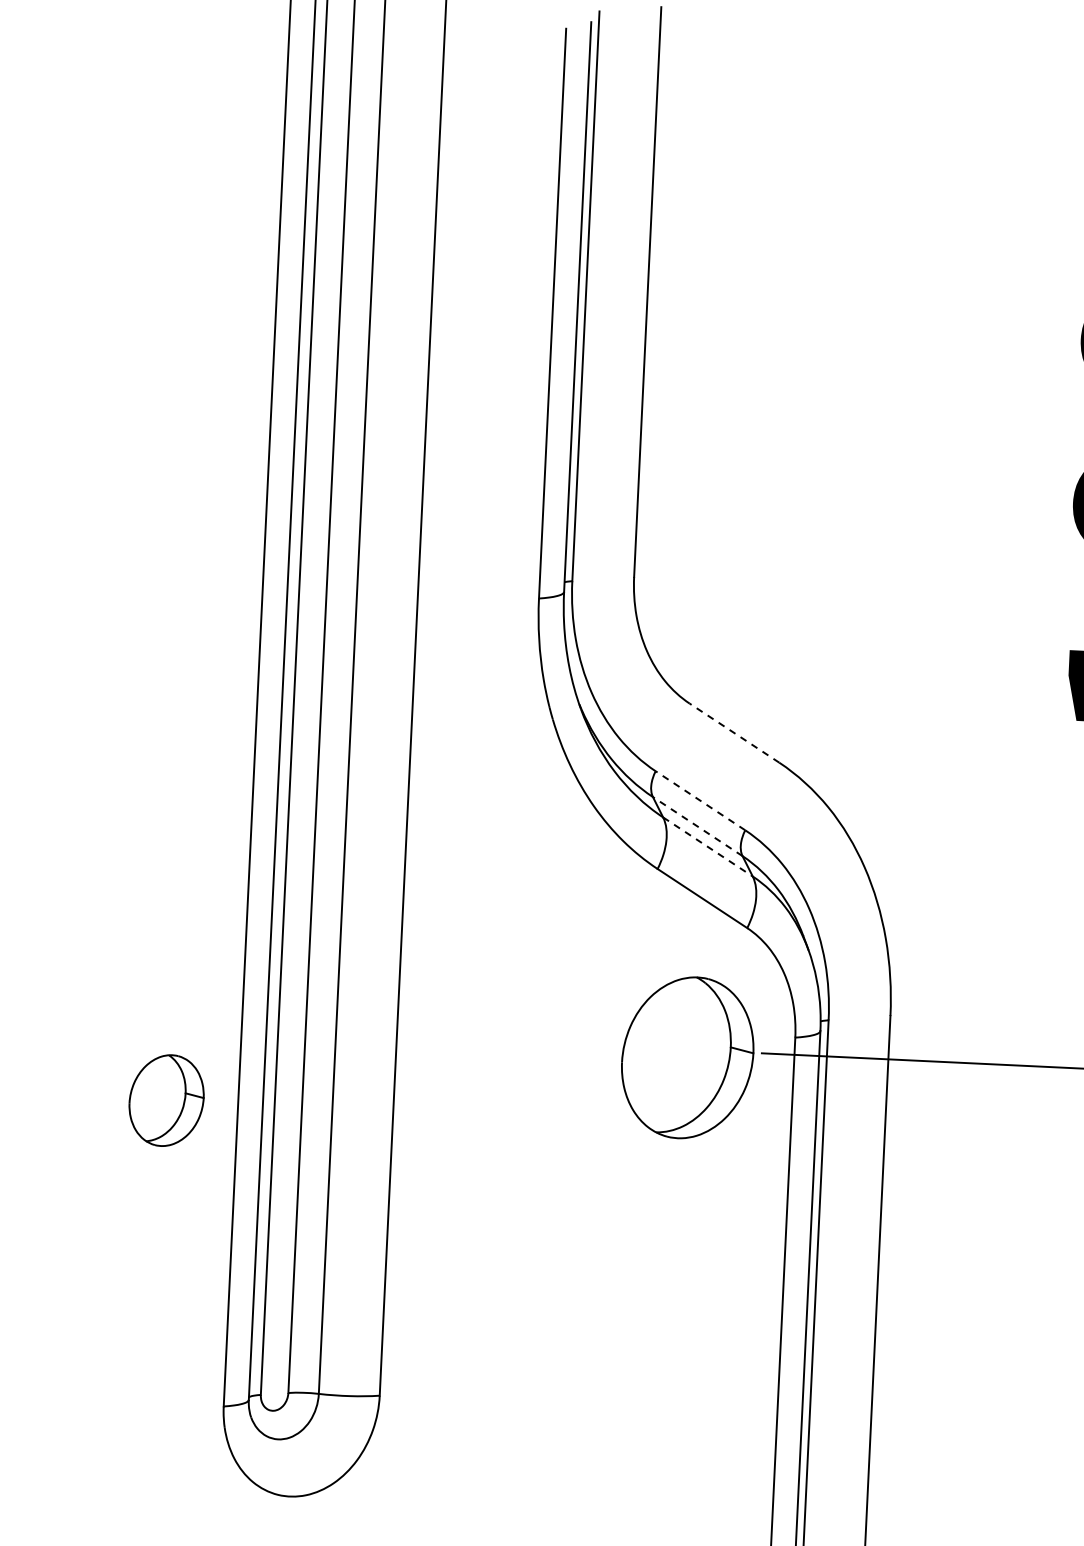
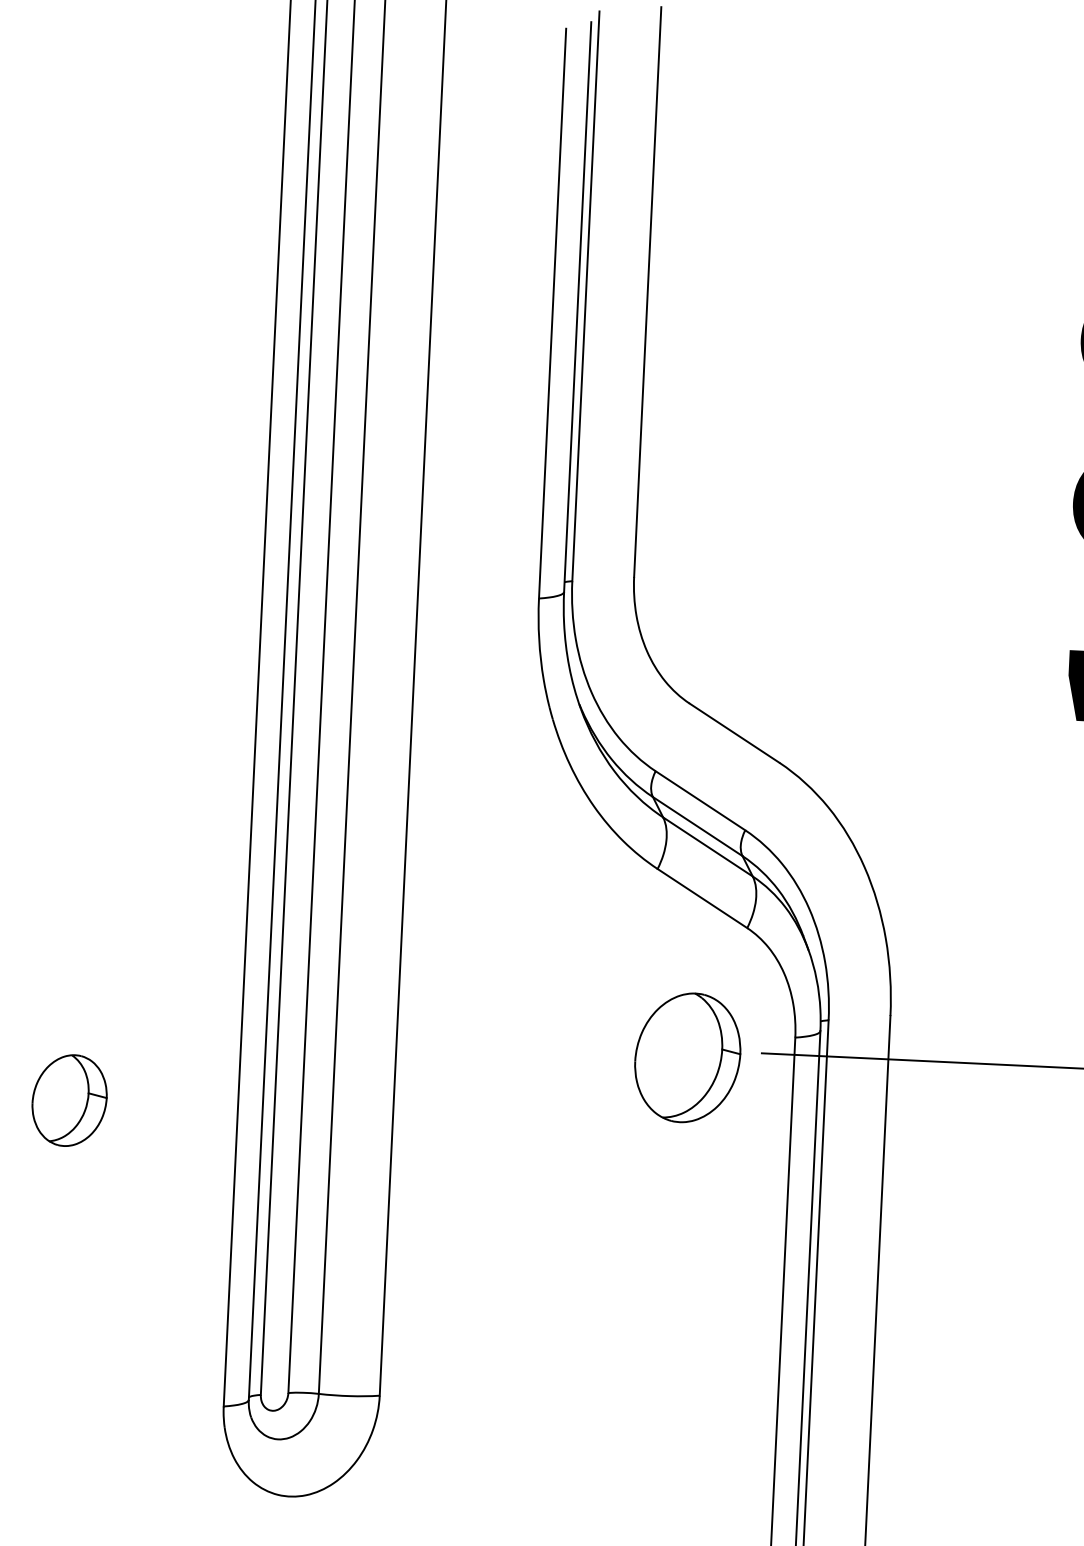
line: dashed -> solid (734, 733)
line: dashed -> solid (700, 800)
line: dashed -> solid (697, 826)
line: dashed -> solid (707, 846)
part size: 134x164 px -> 108x132 px (687, 1057)
part position: (166, 1100) -> (69, 1100) (69, 1100)
